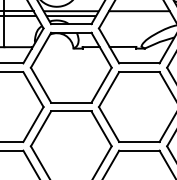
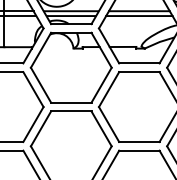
line: none -> present (139, 16)
